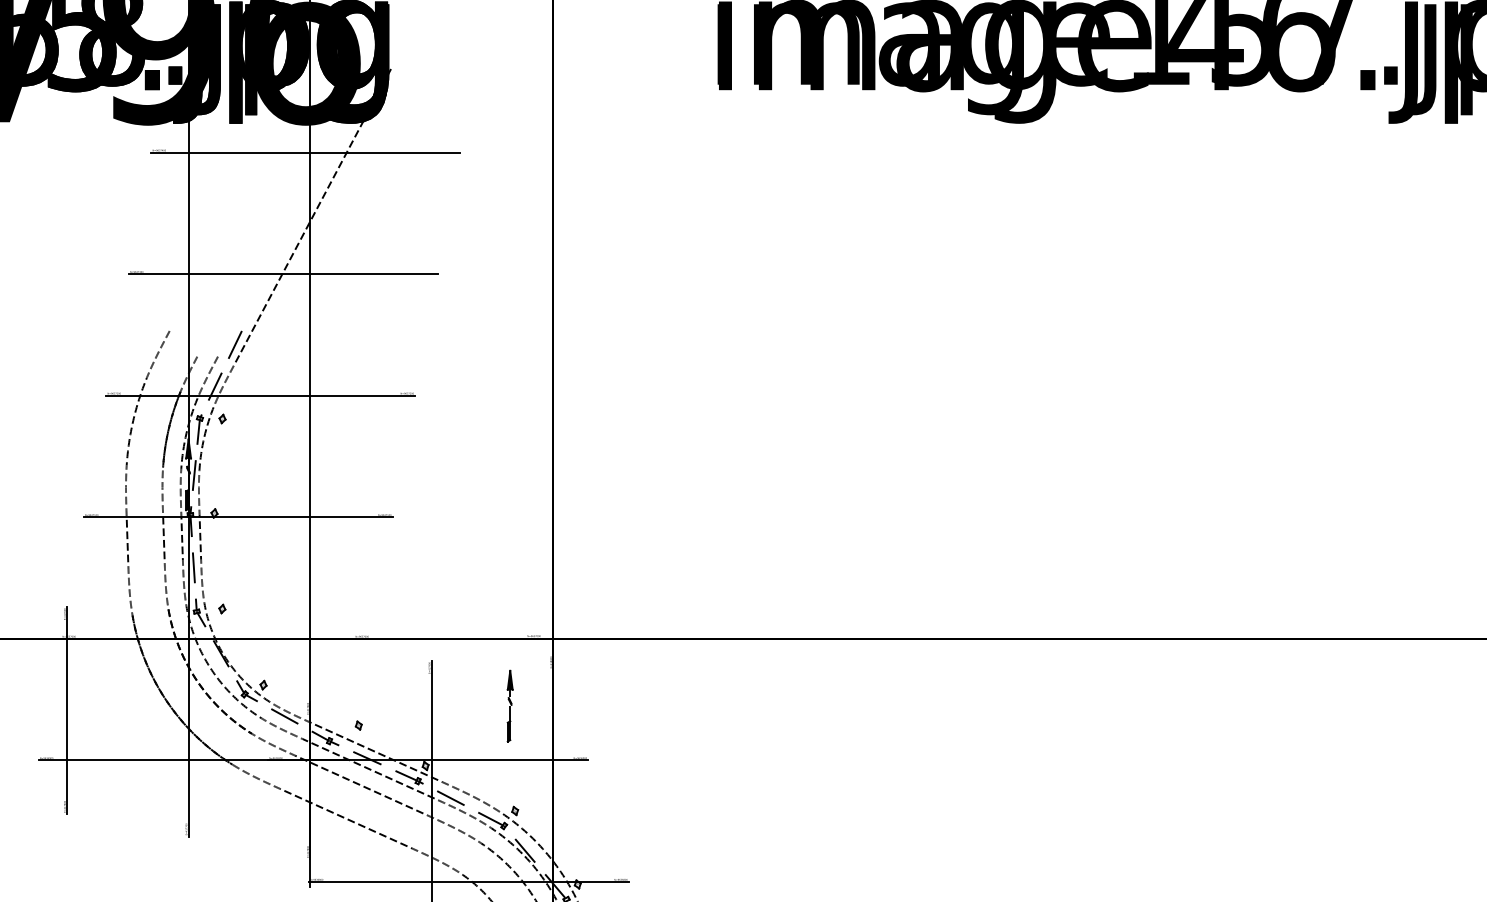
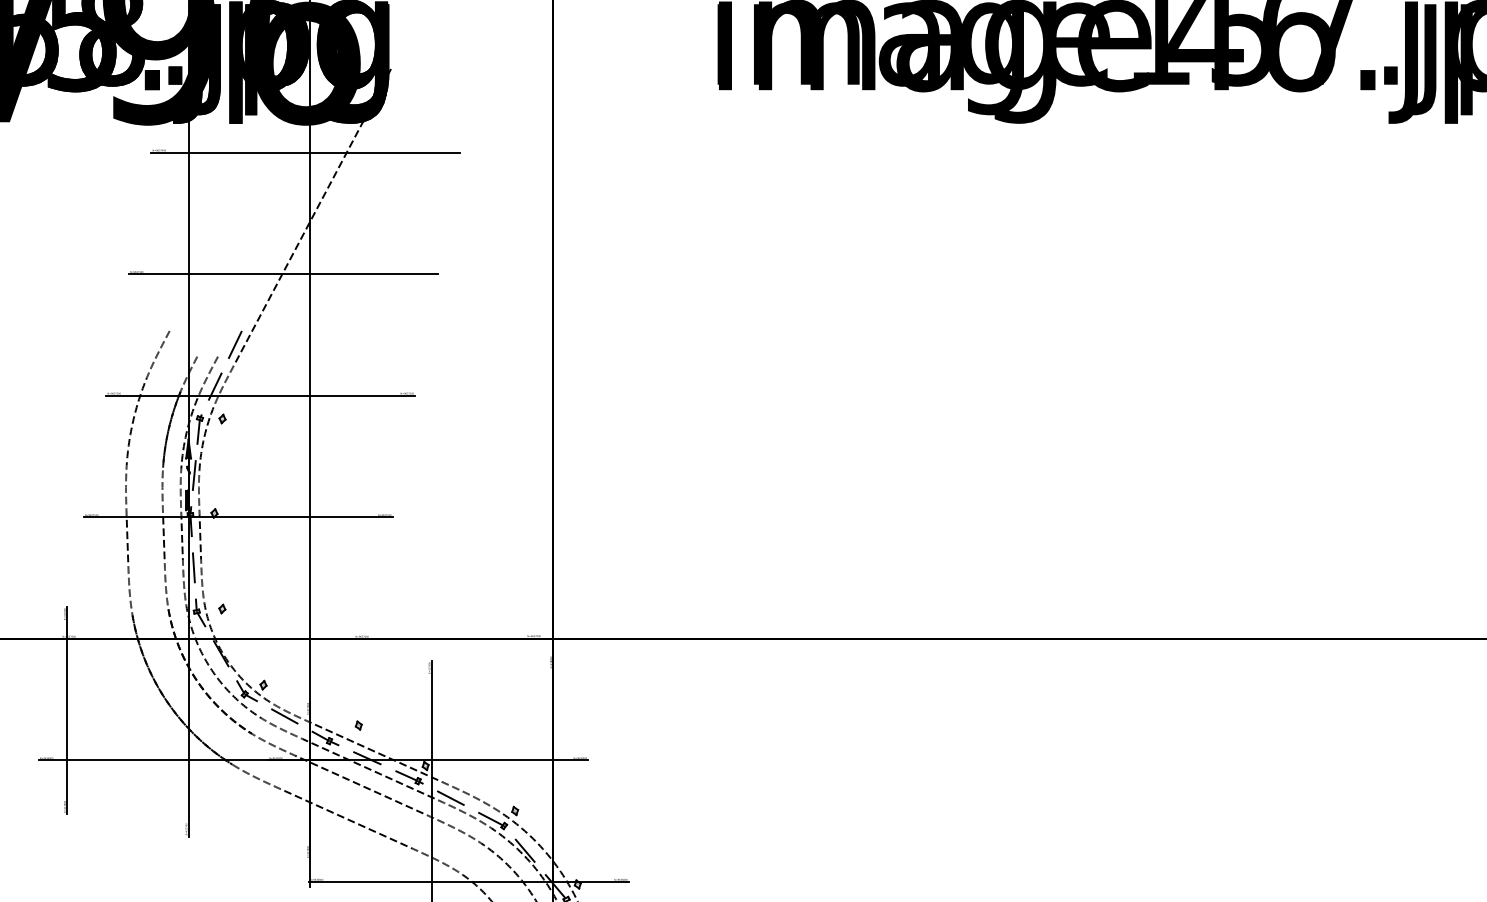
part: present -> none (509, 705)
